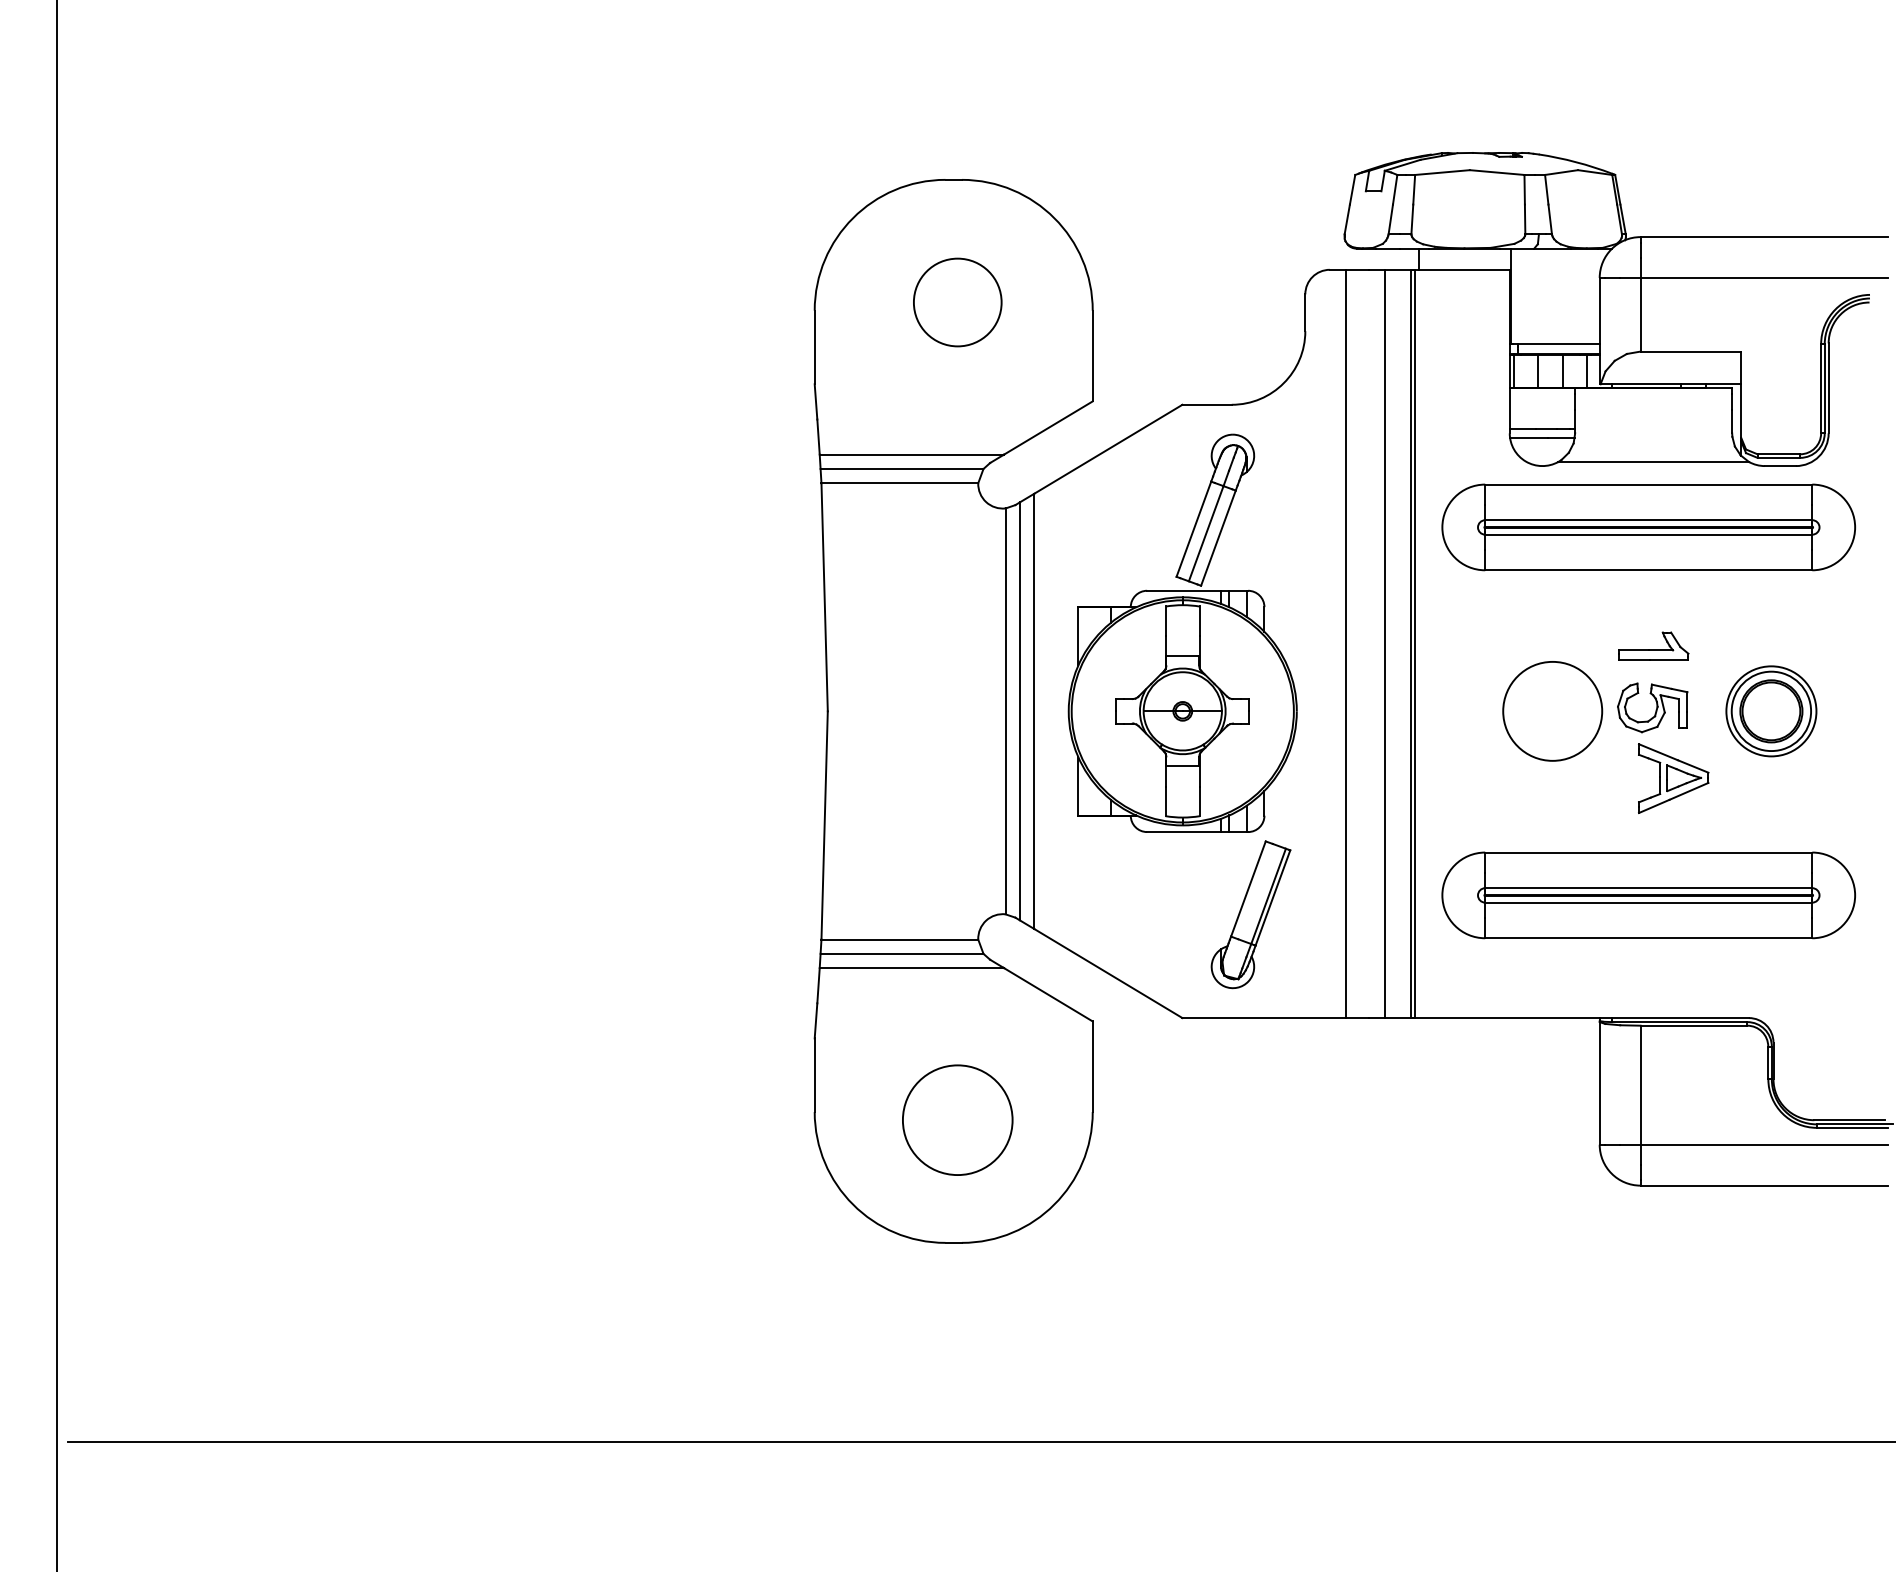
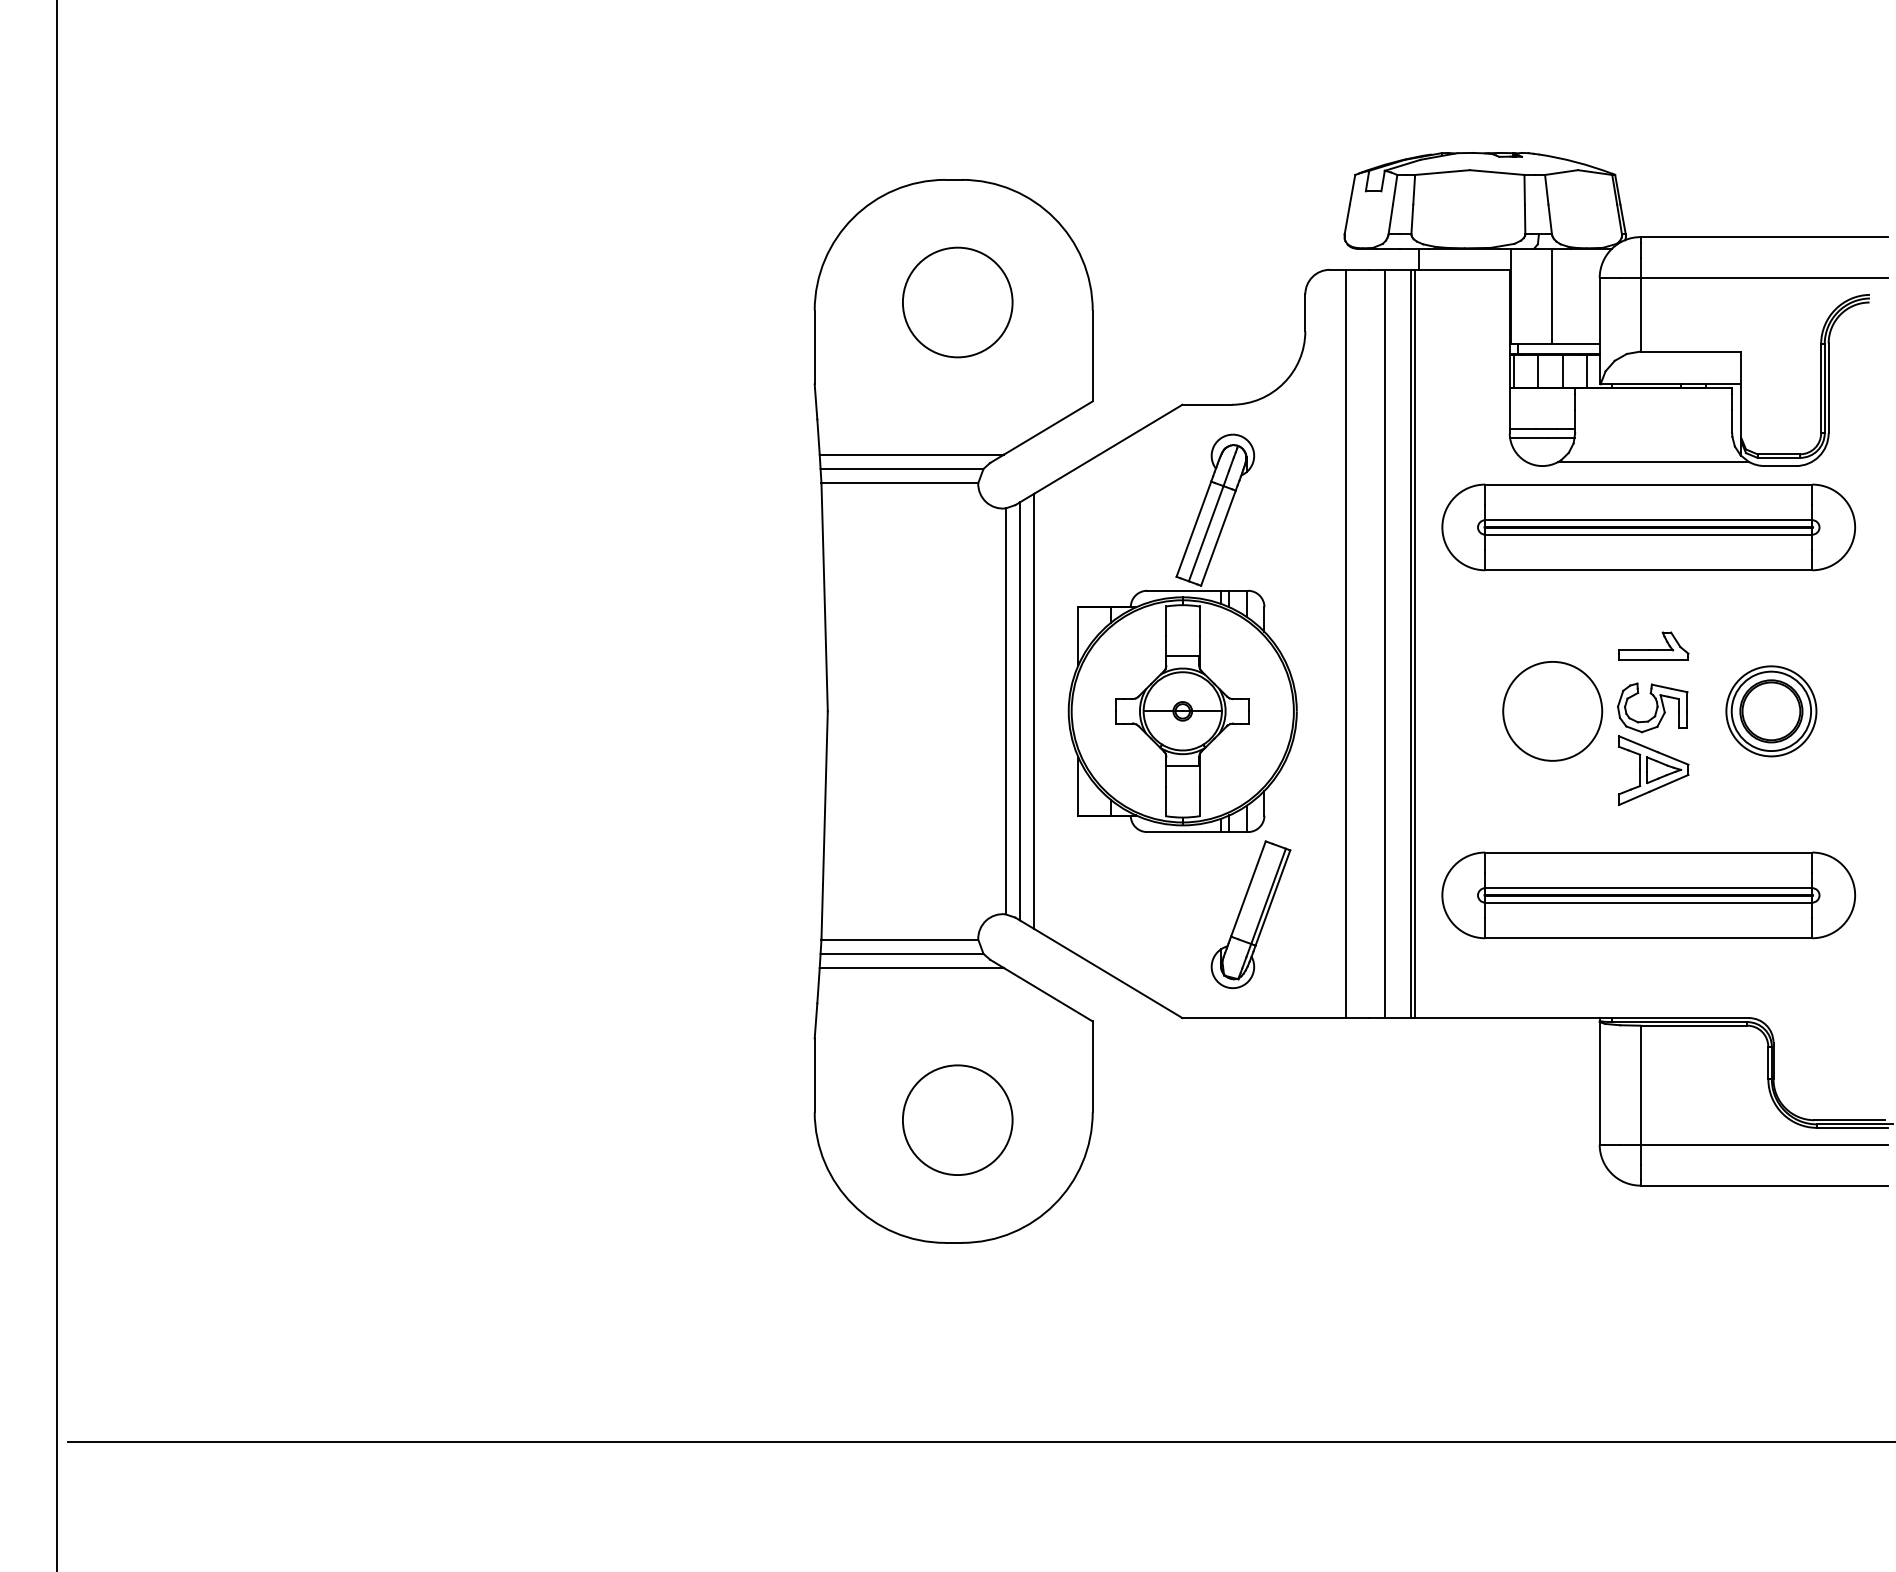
line: none -> present (1551, 296)
circle diameter: 88 px -> 110 px (957, 302)
part position: (1673, 778) -> (1653, 770) (1653, 770)
